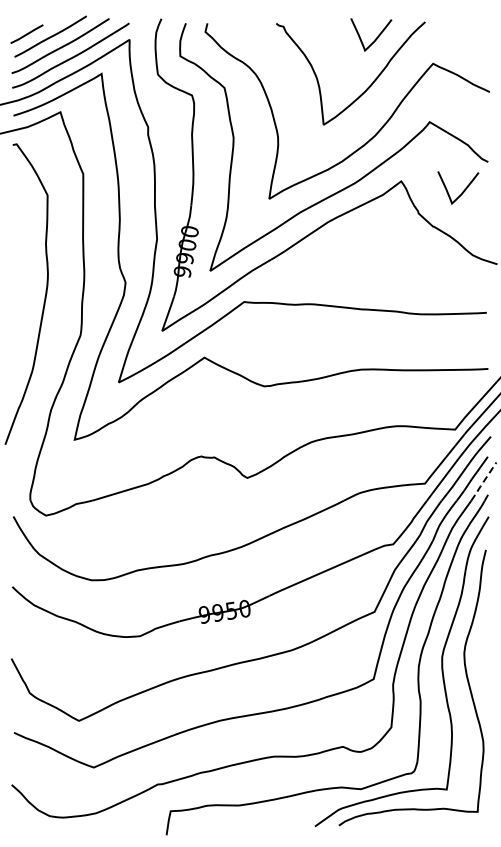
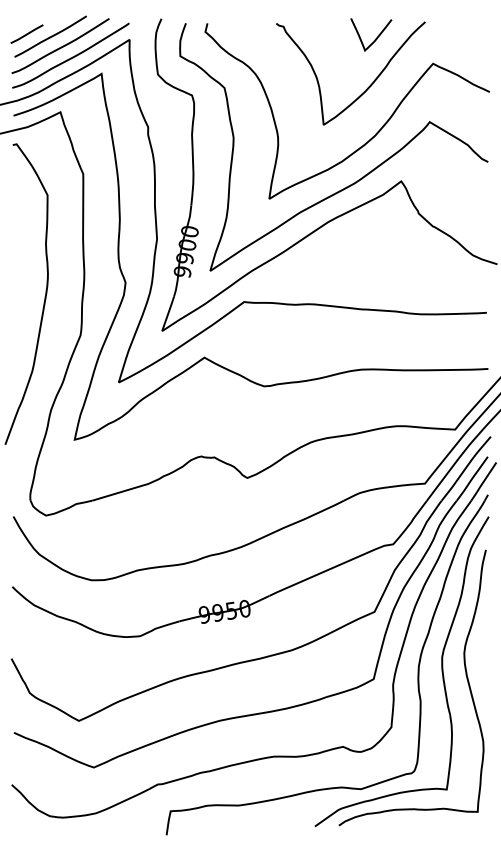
curve: present -> none (462, 191)
line: dashed -> solid (483, 482)
